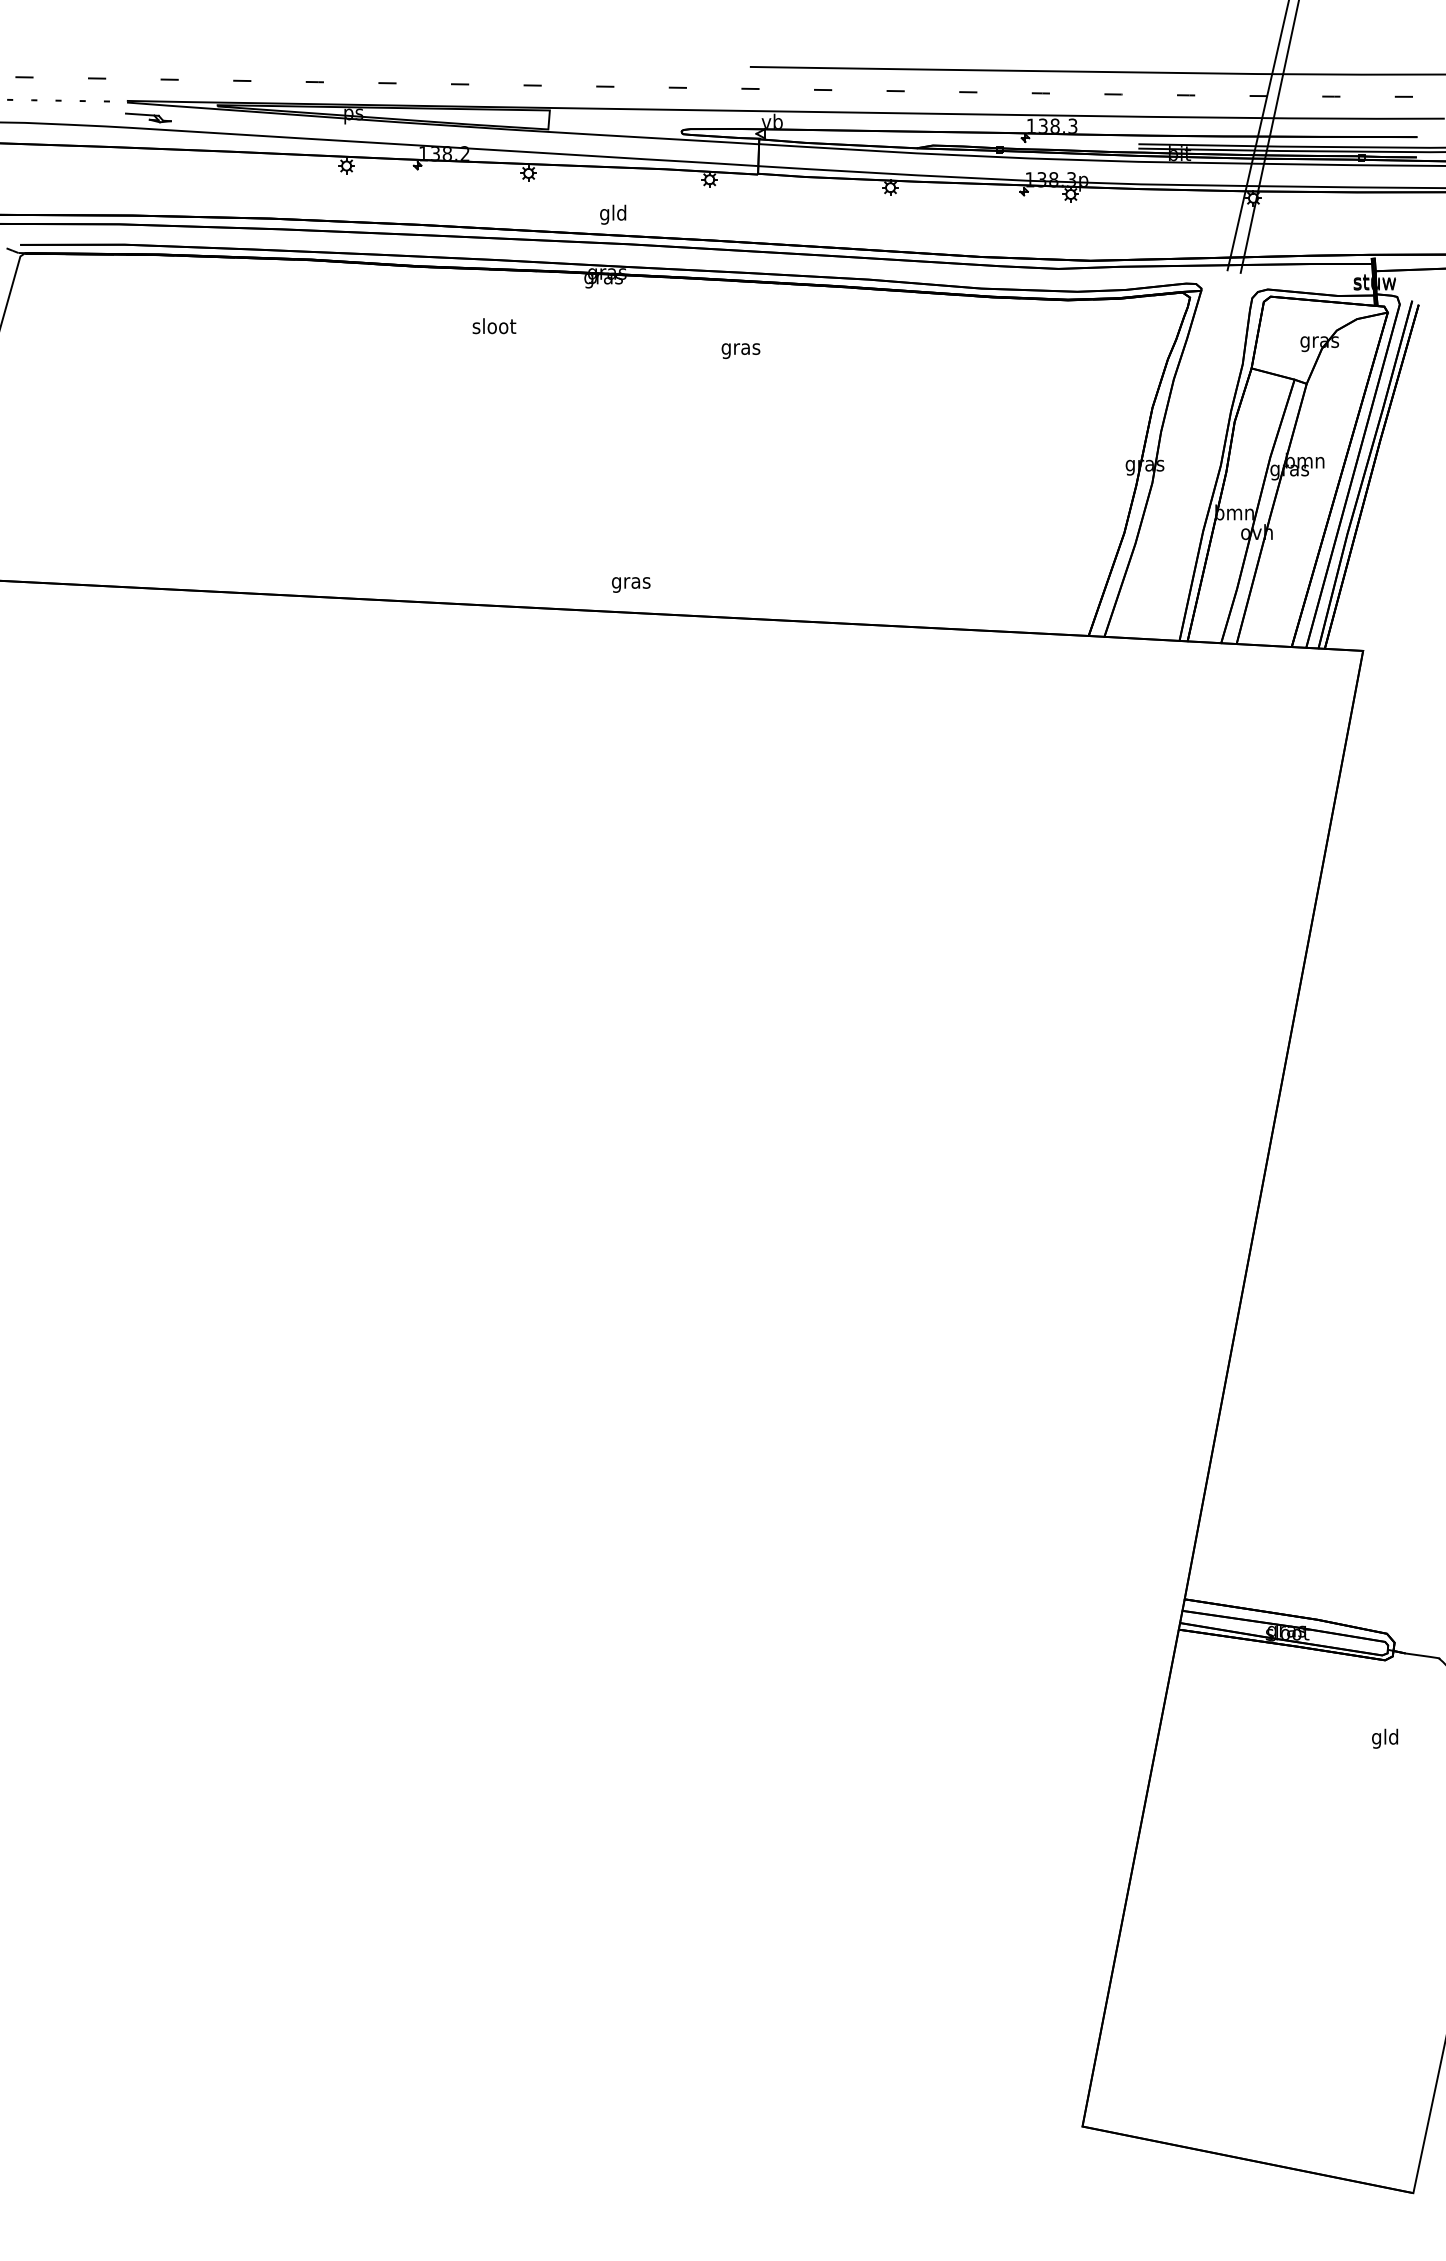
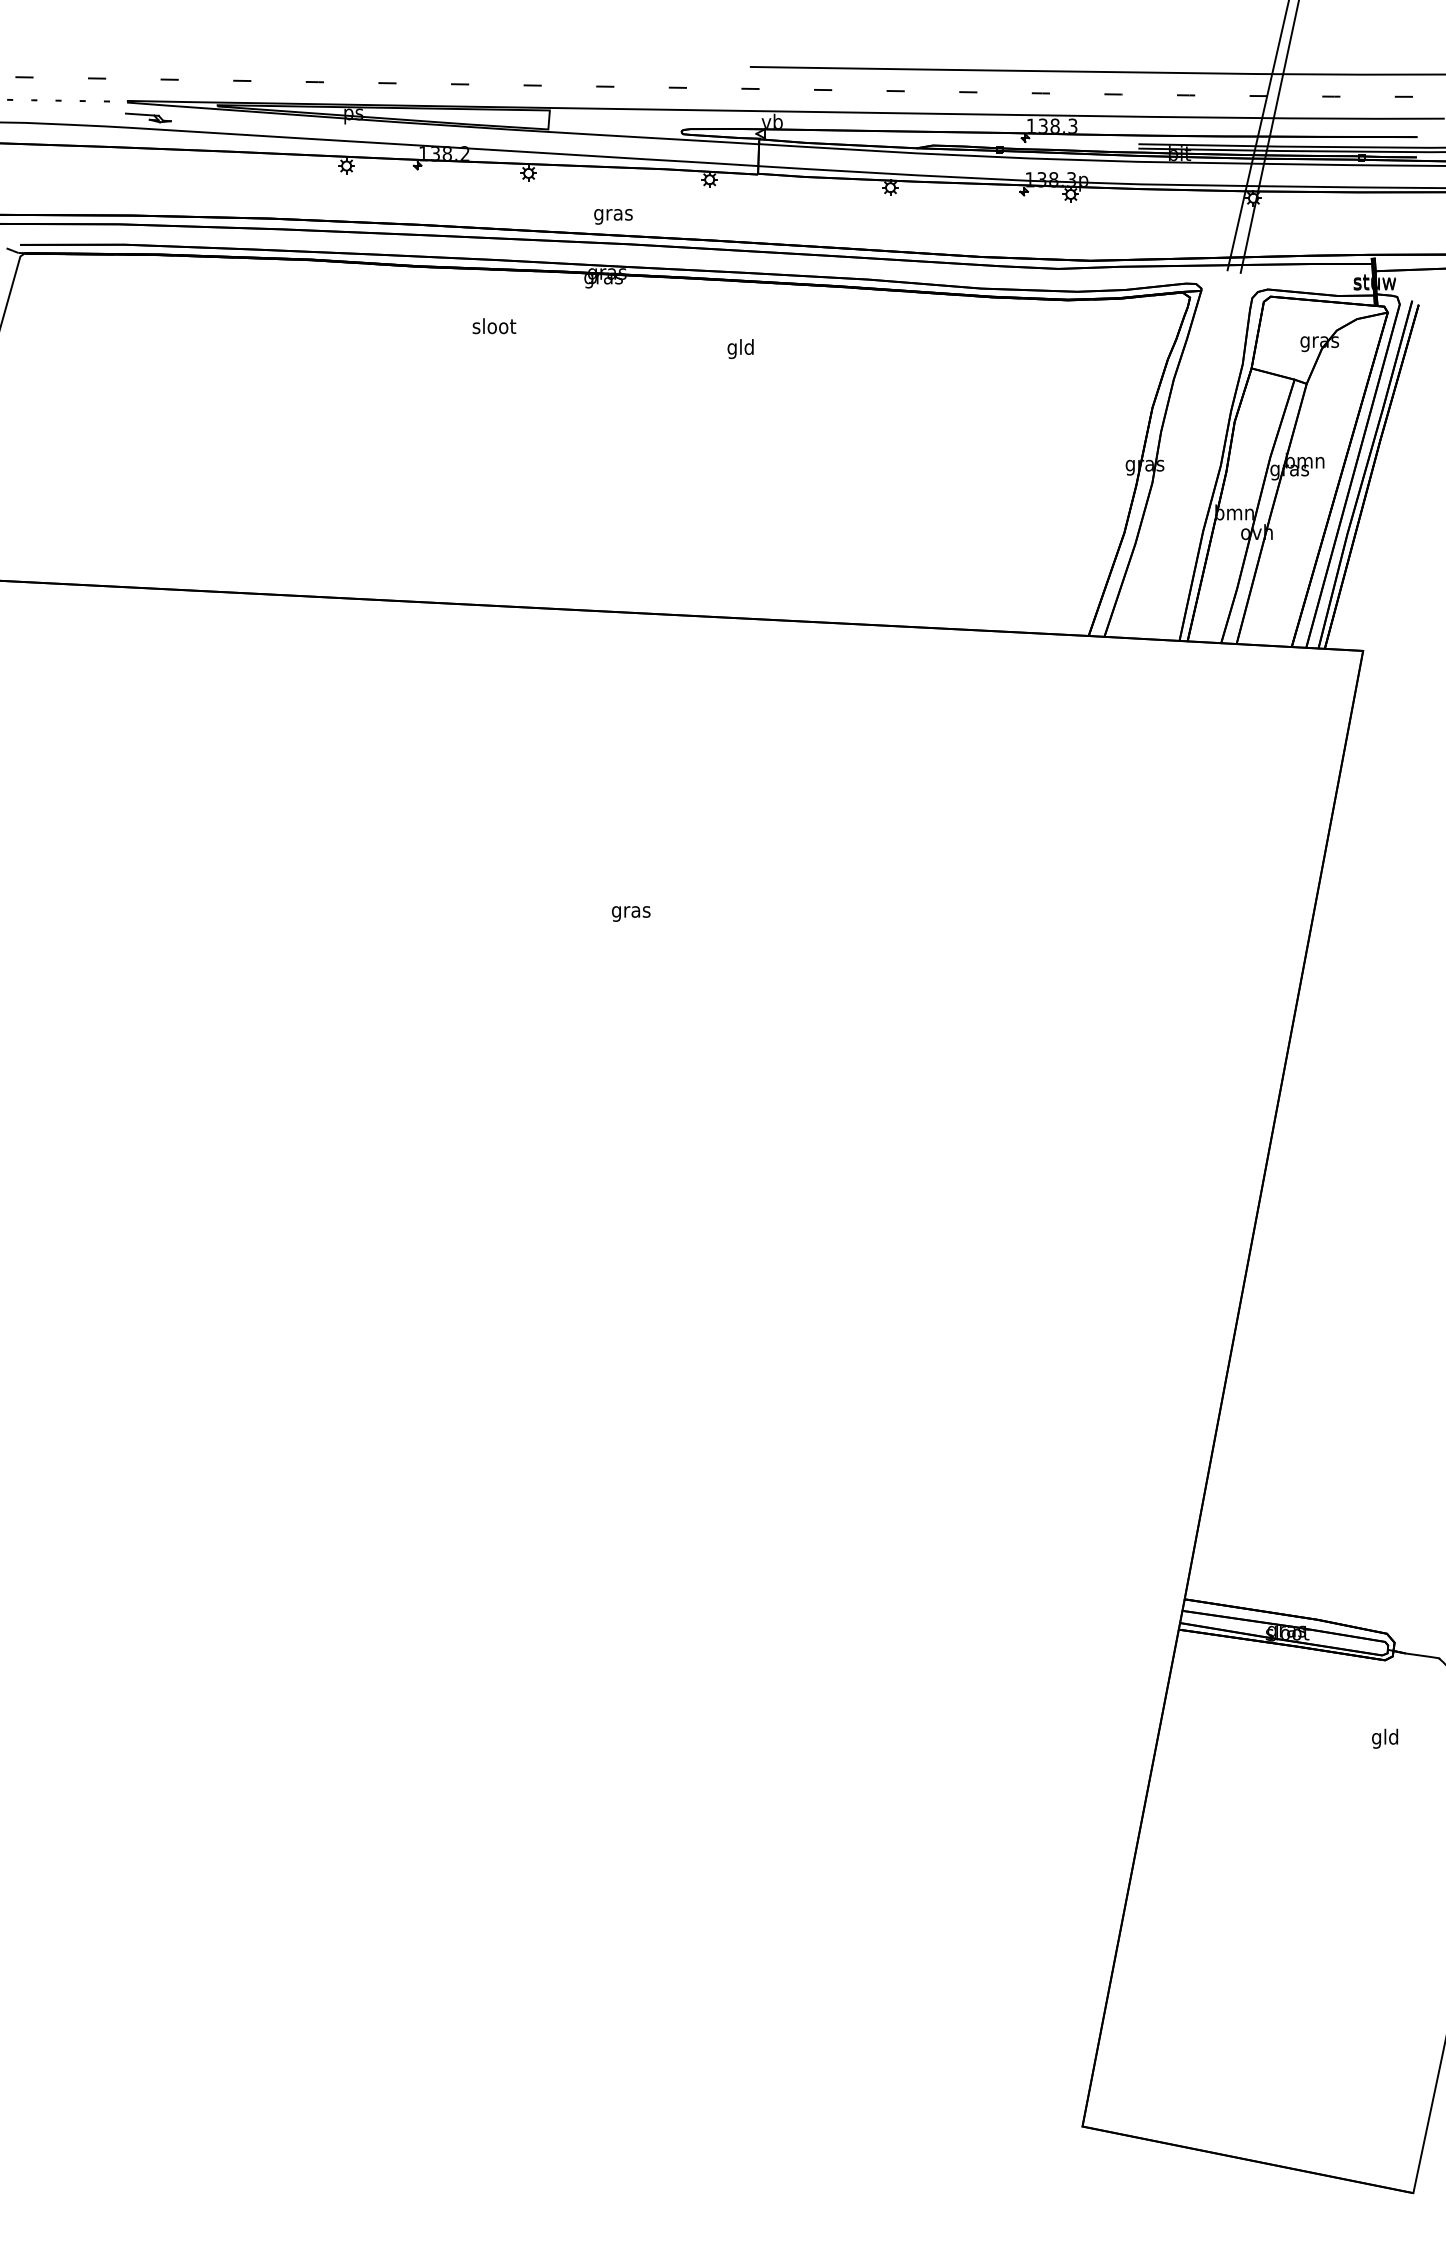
text: gld -> gras (613, 214)
text: gras -> gld (740, 349)
text position: (631, 584) -> (631, 913) (631, 913)
